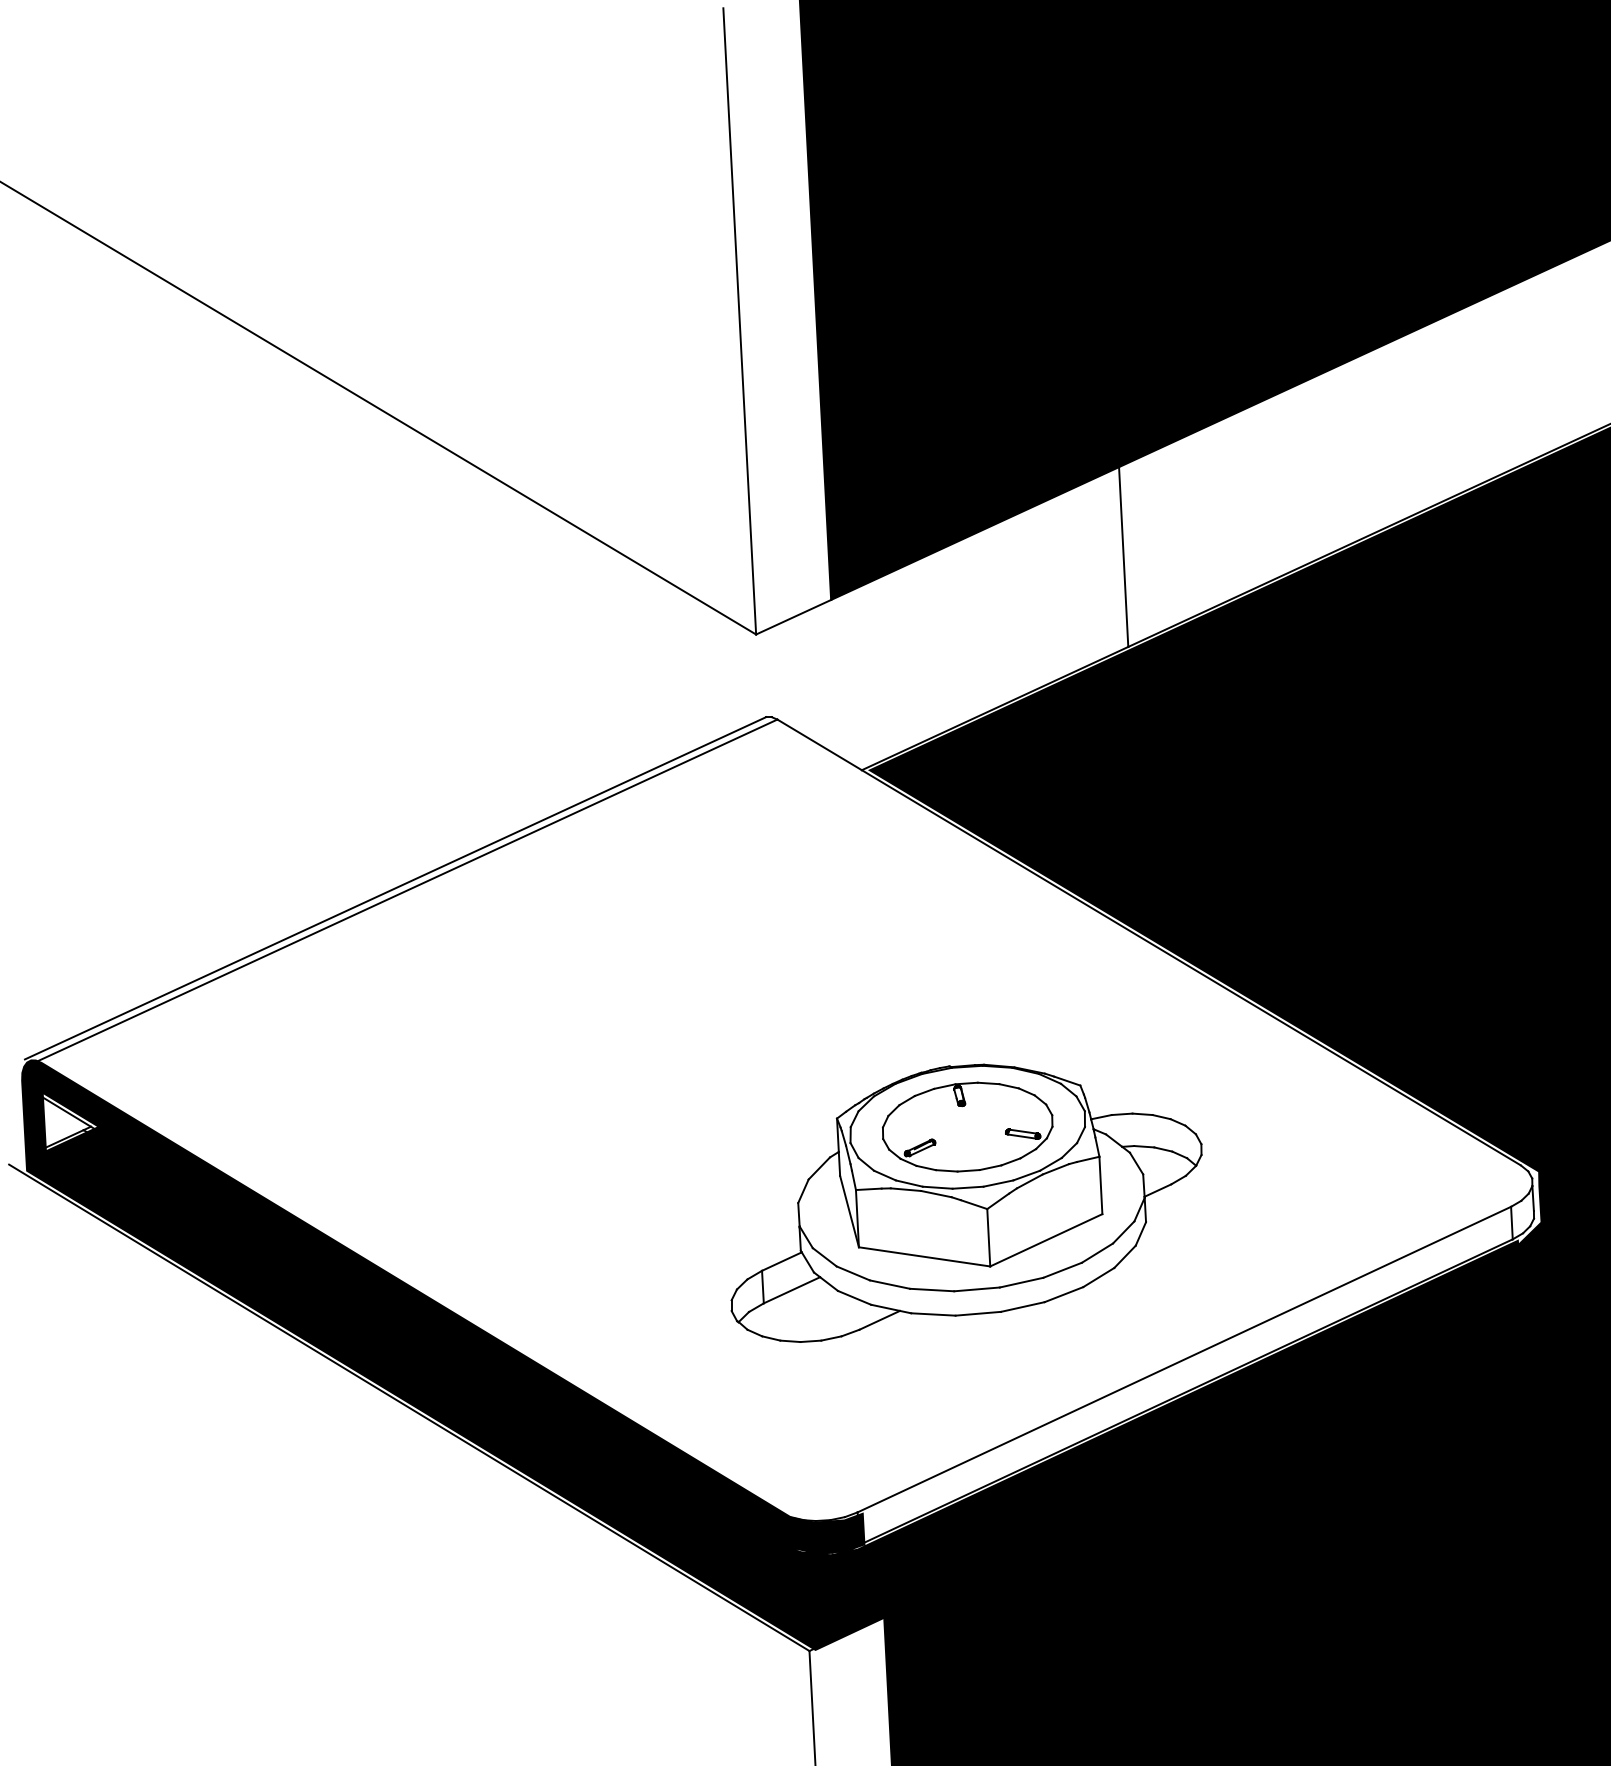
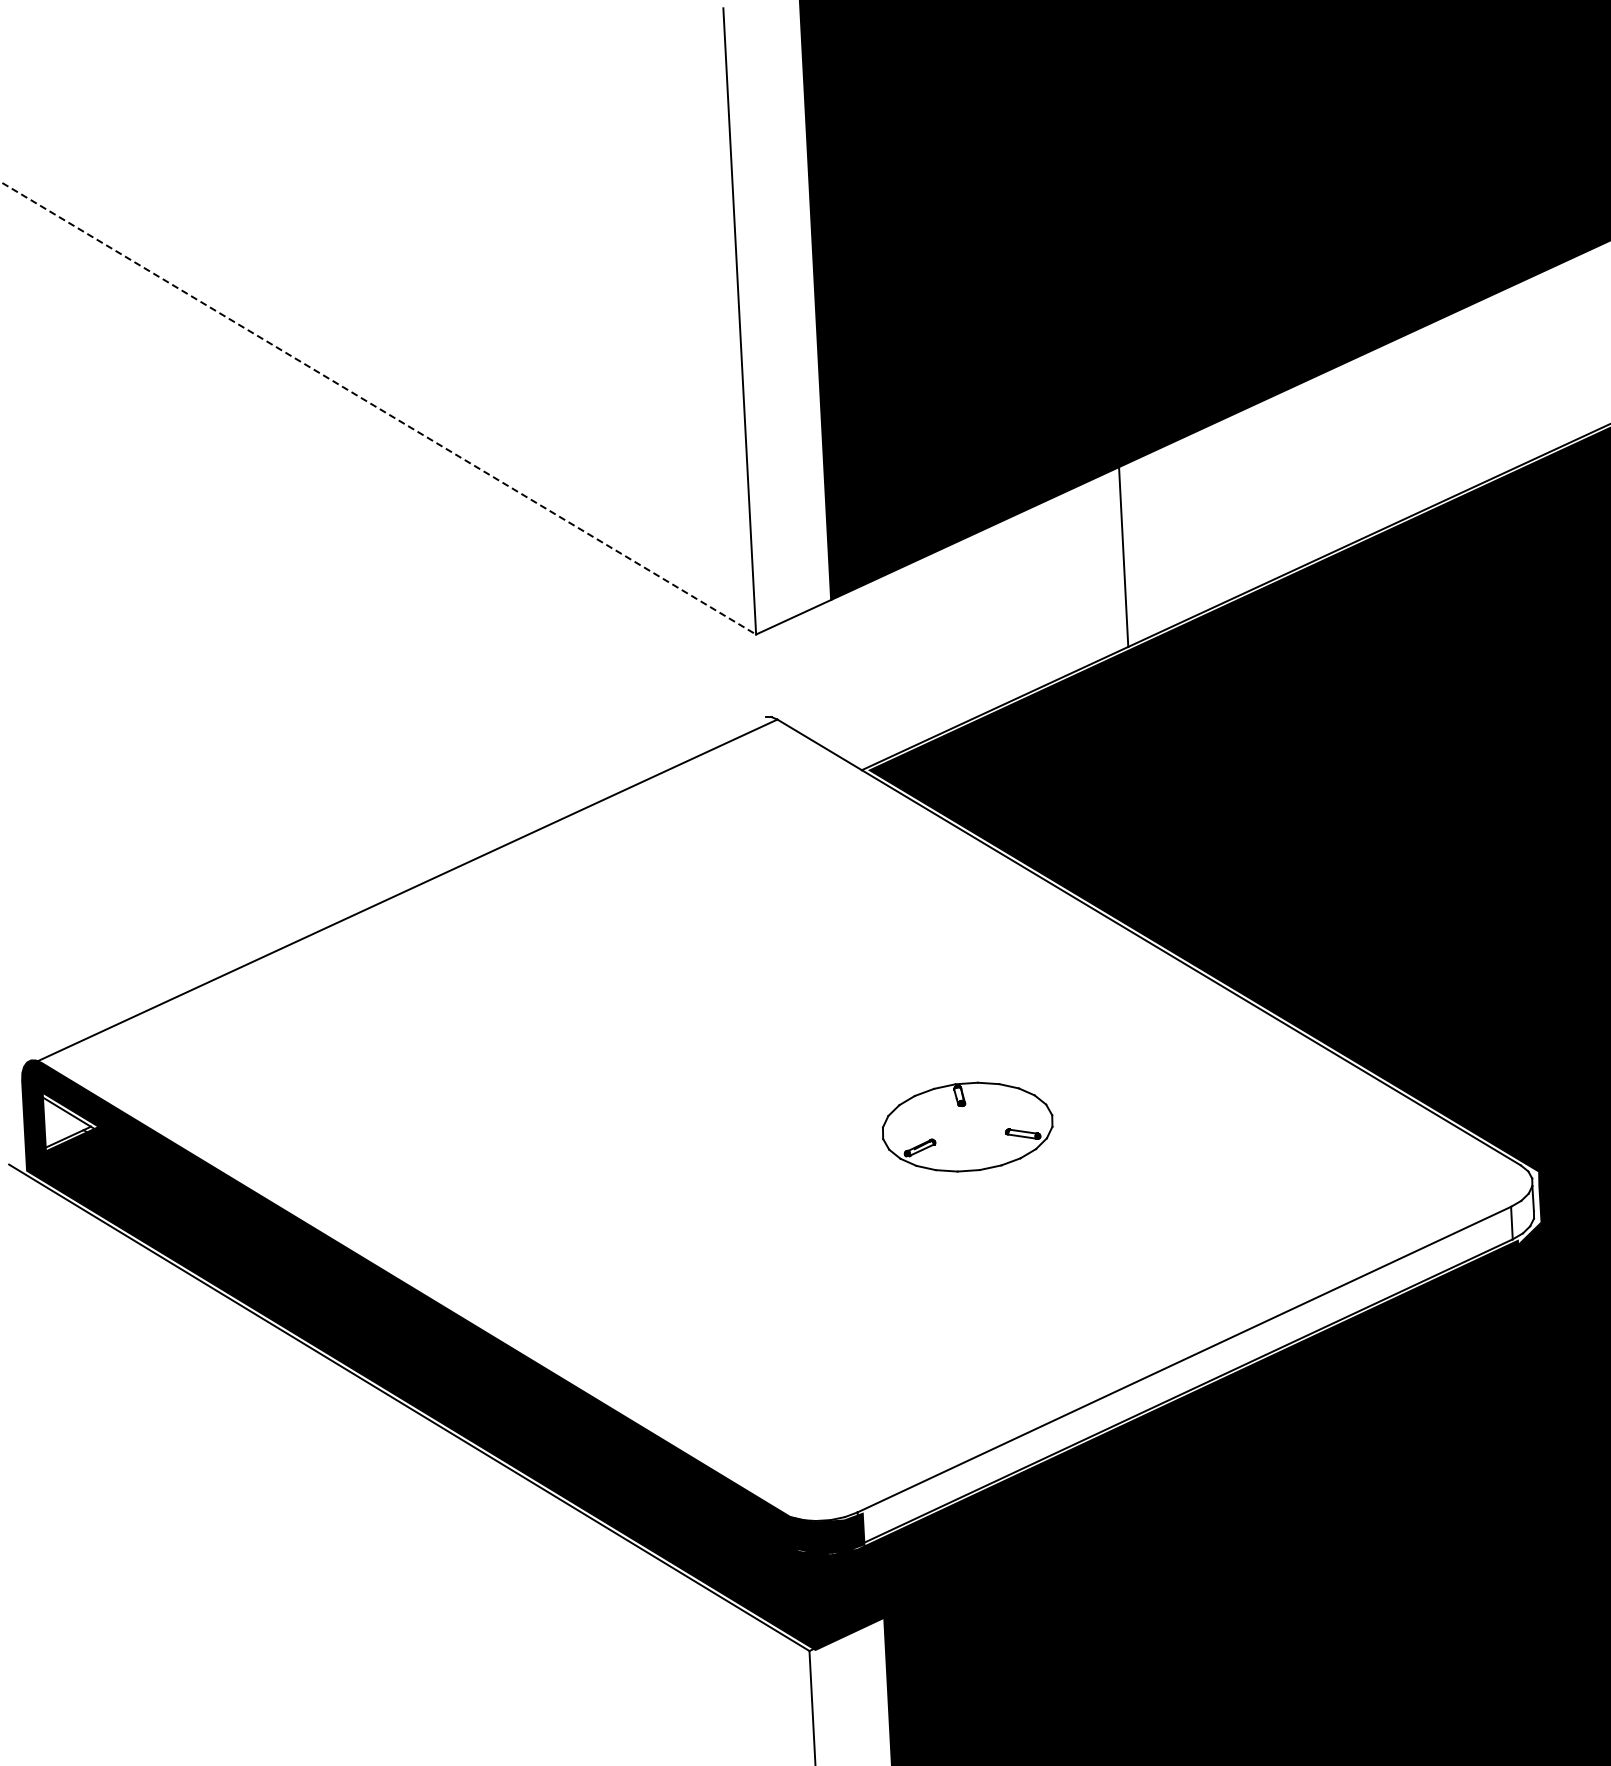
line: solid -> dashed (378, 408)
line: present -> none (395, 888)
part: present -> none (966, 1202)
